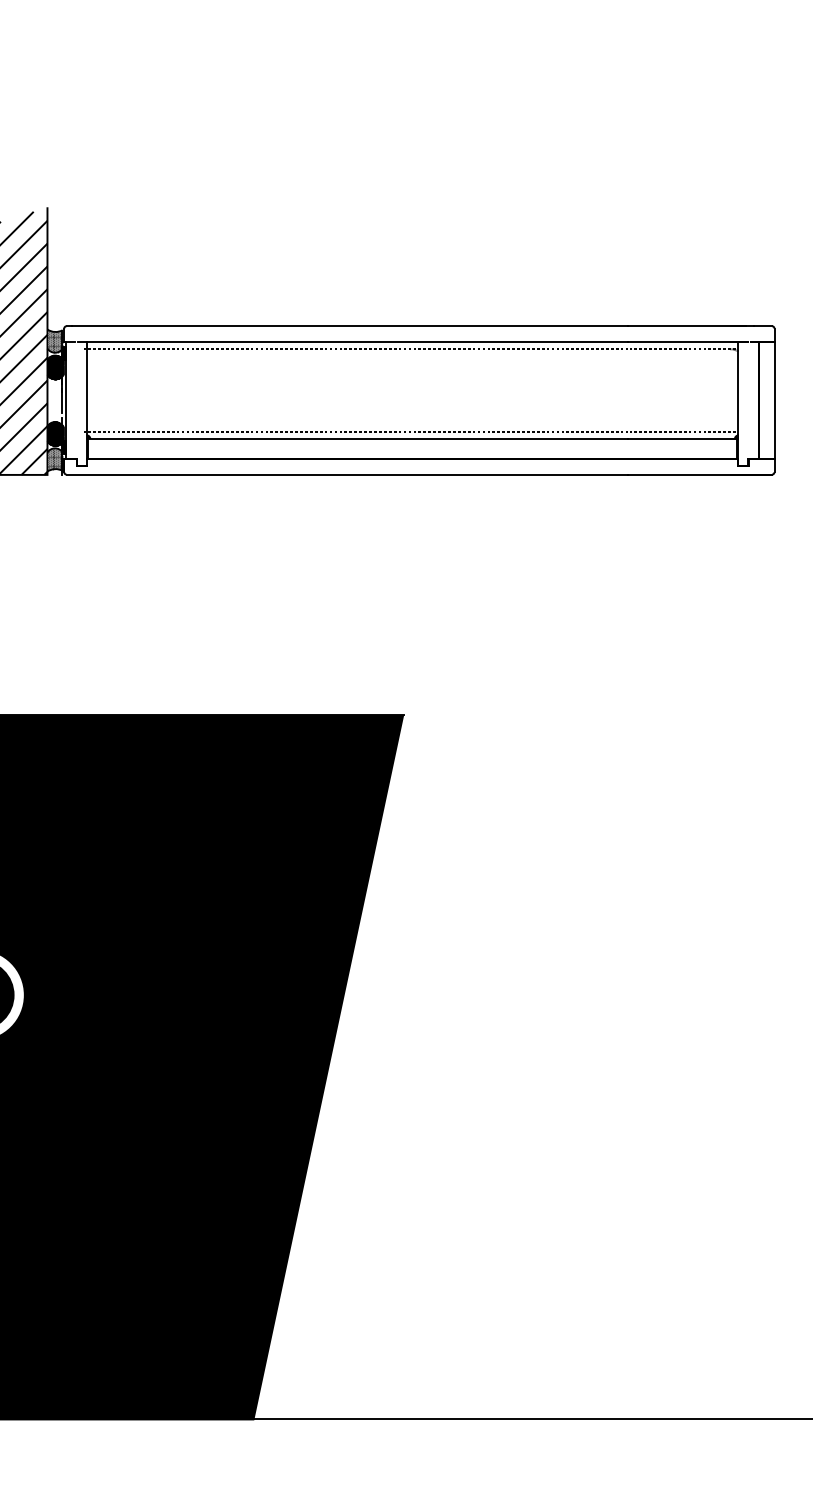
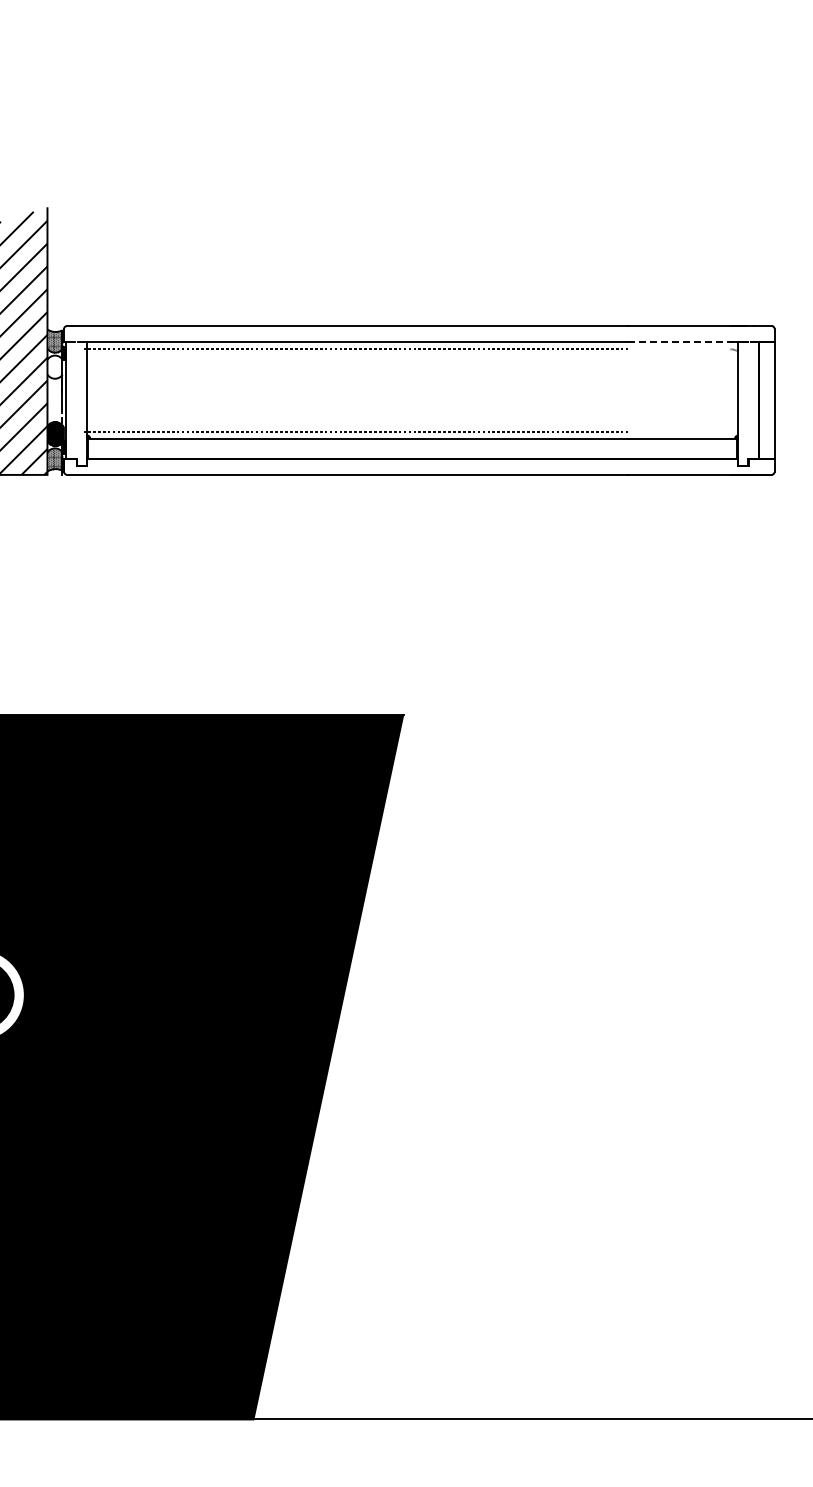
line: solid -> dashed (683, 342)
line: present -> none (682, 349)
hatch: present -> none (54, 366)
line: present -> none (682, 432)
